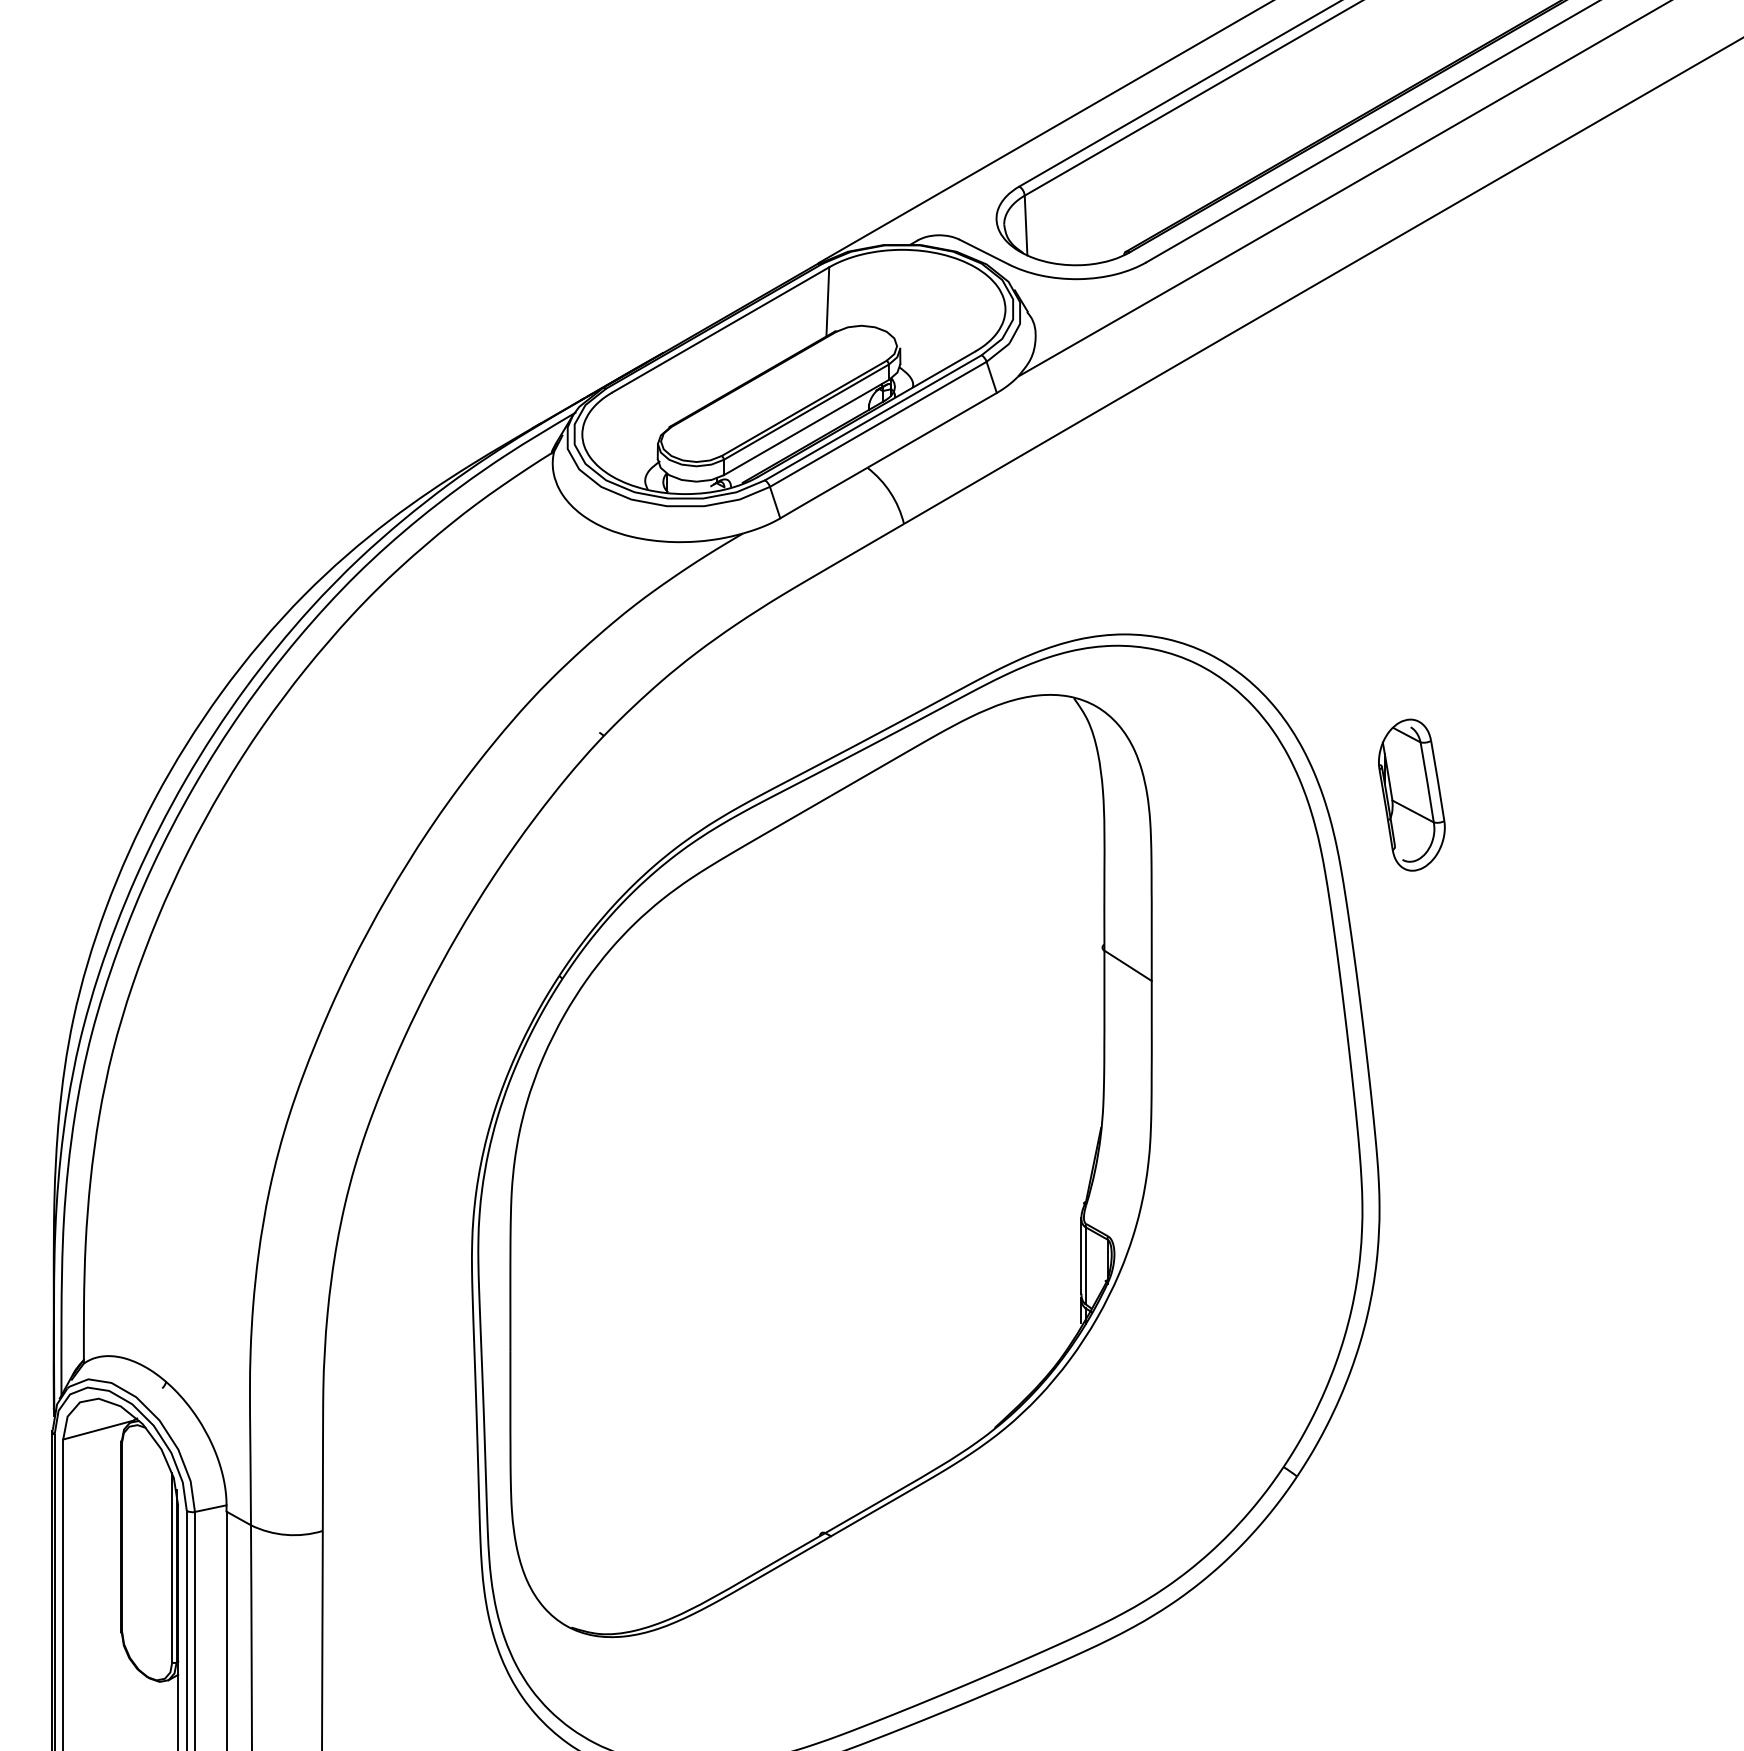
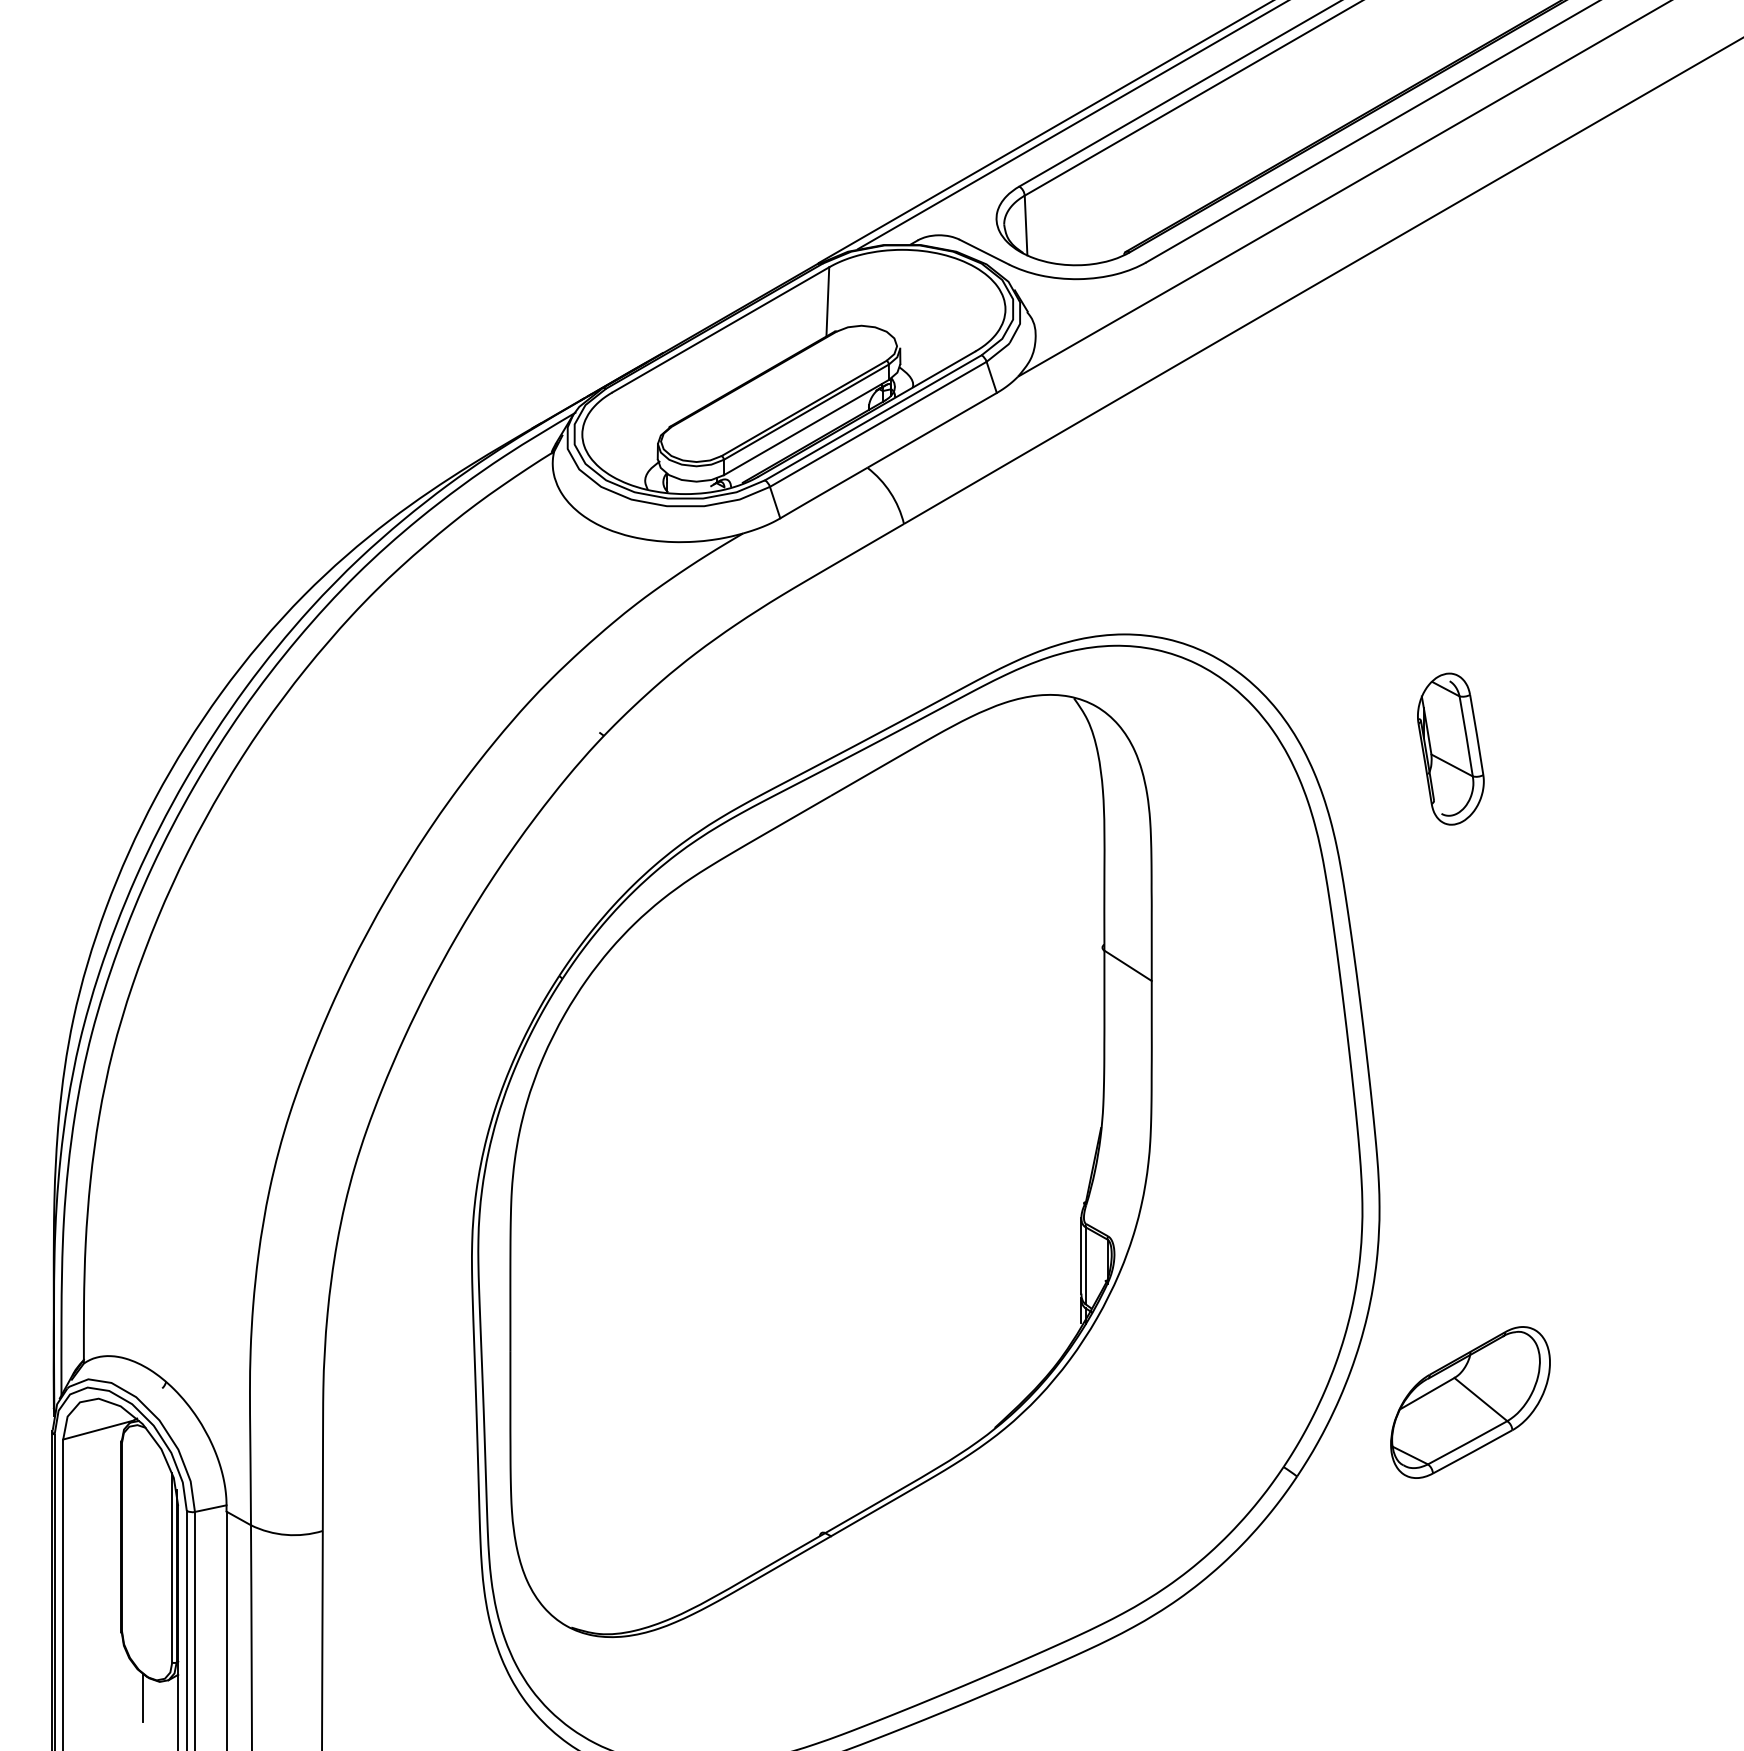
line: none -> present (1071, 125)
part position: (1411, 794) -> (1450, 748) (1450, 748)
part: none -> present (1470, 1402)
line: none -> present (142, 1697)
